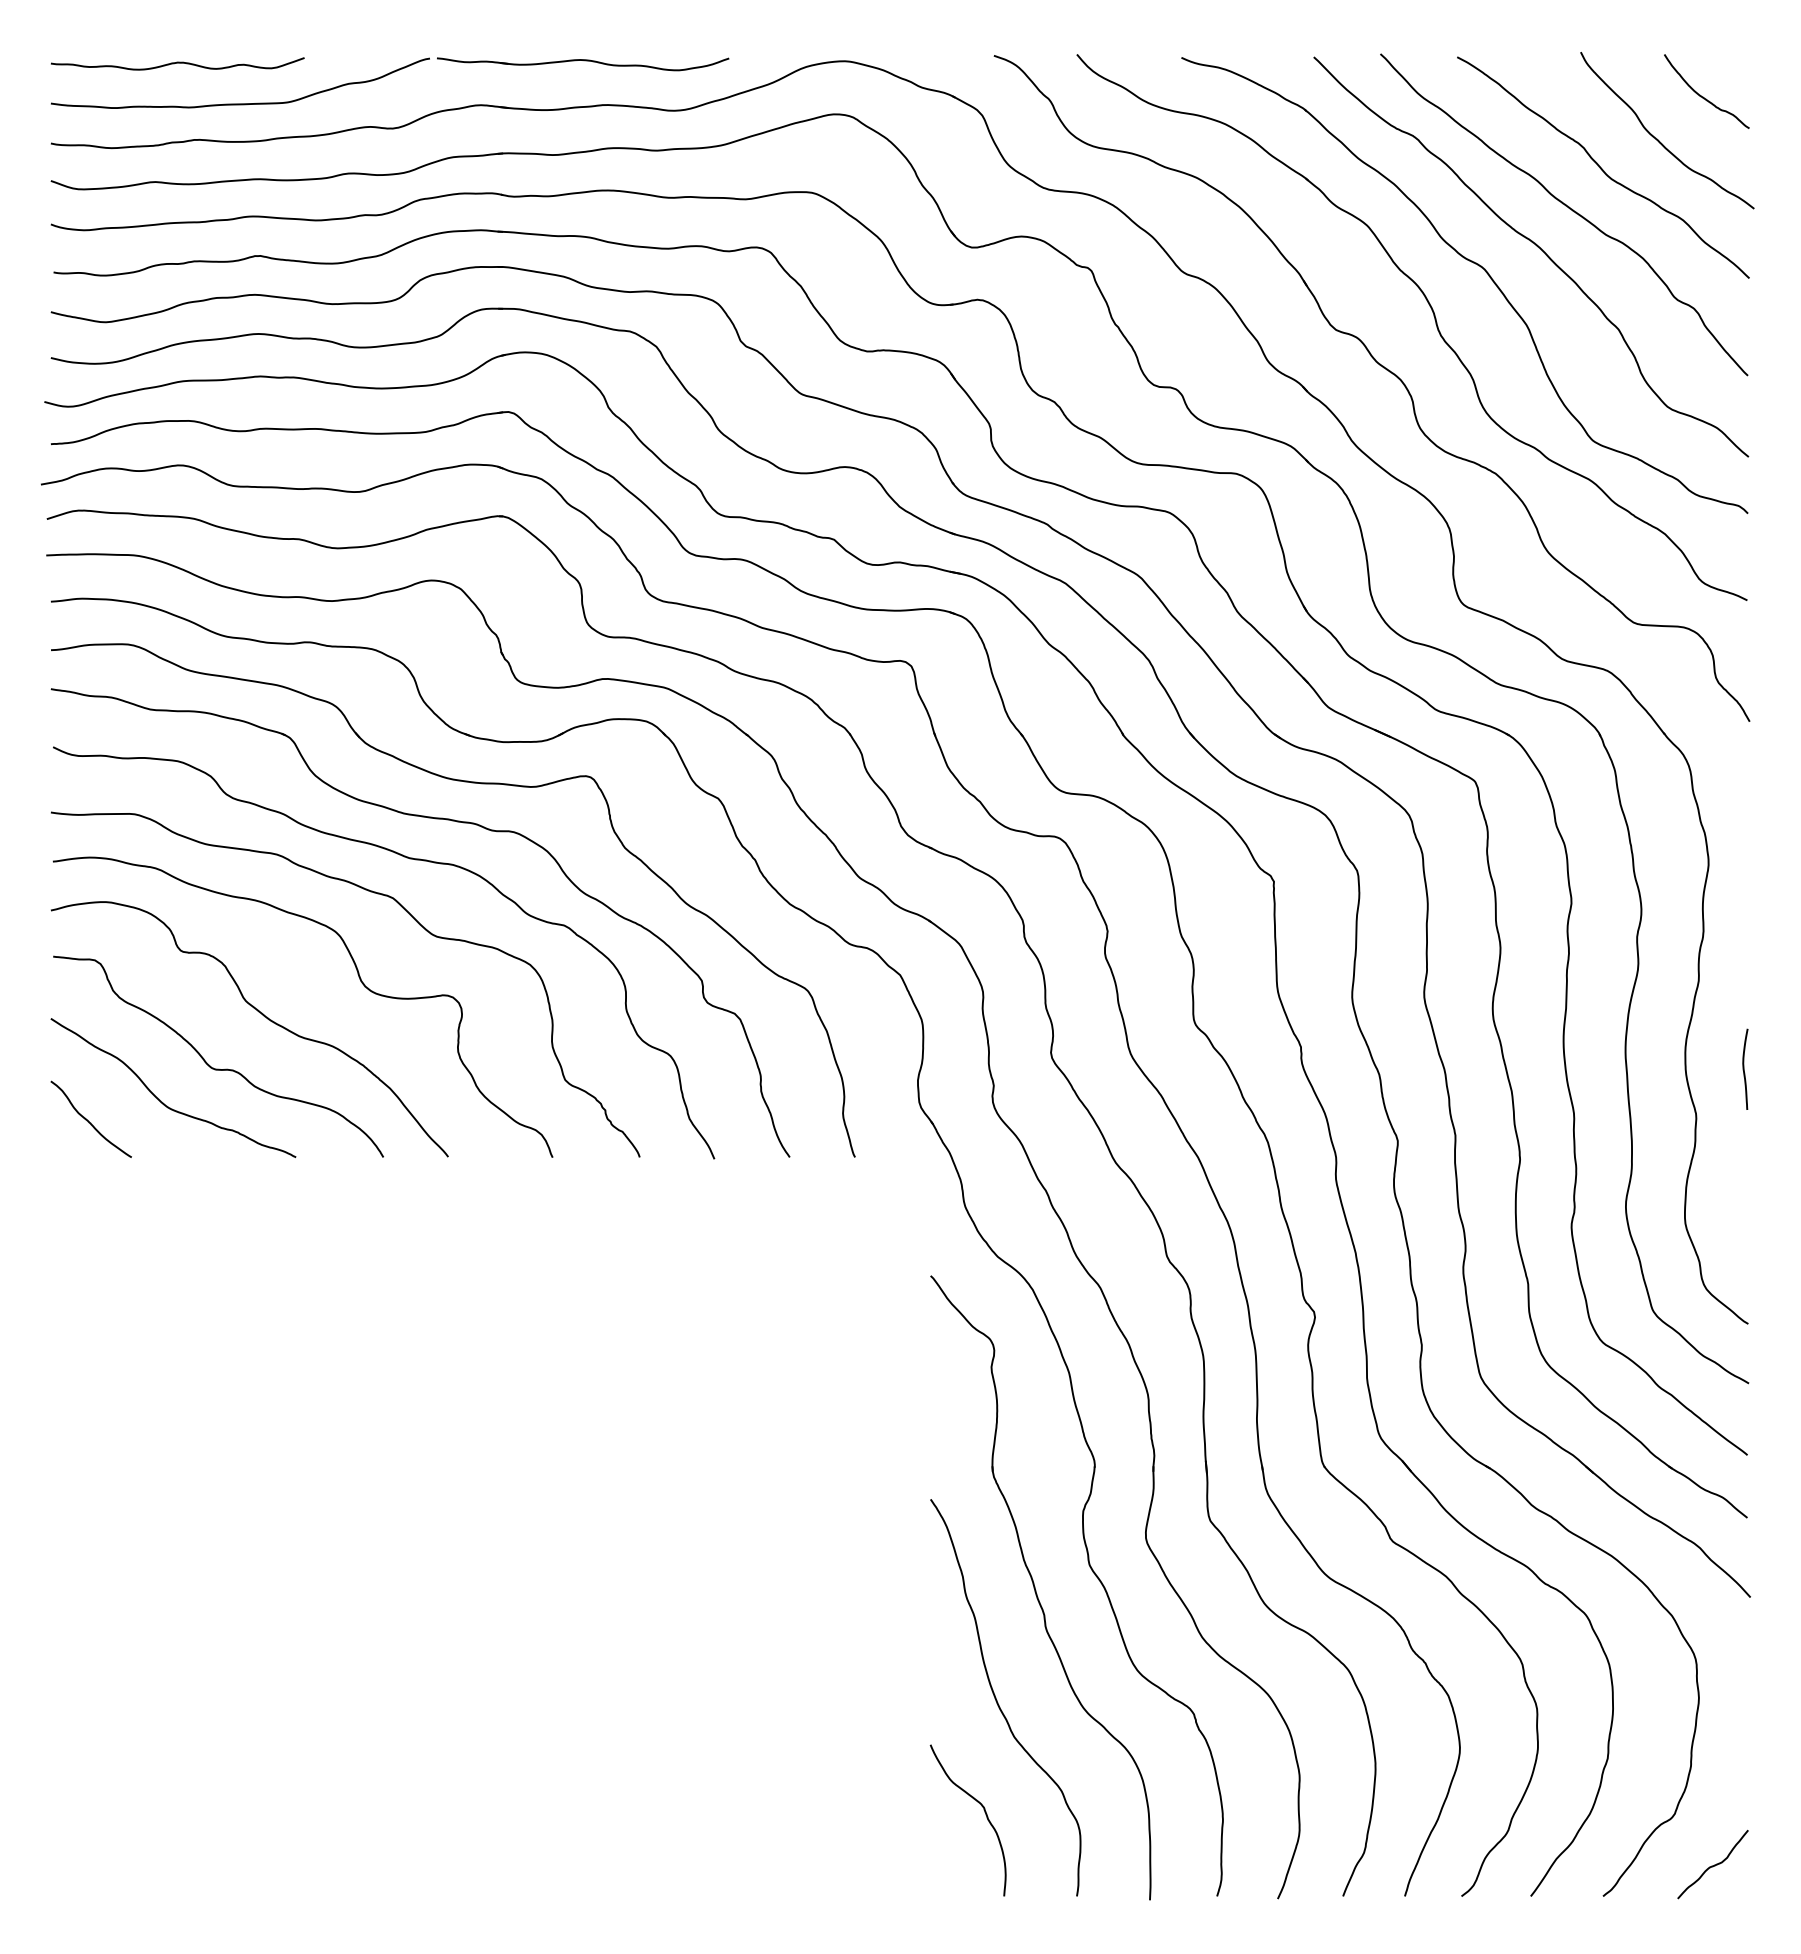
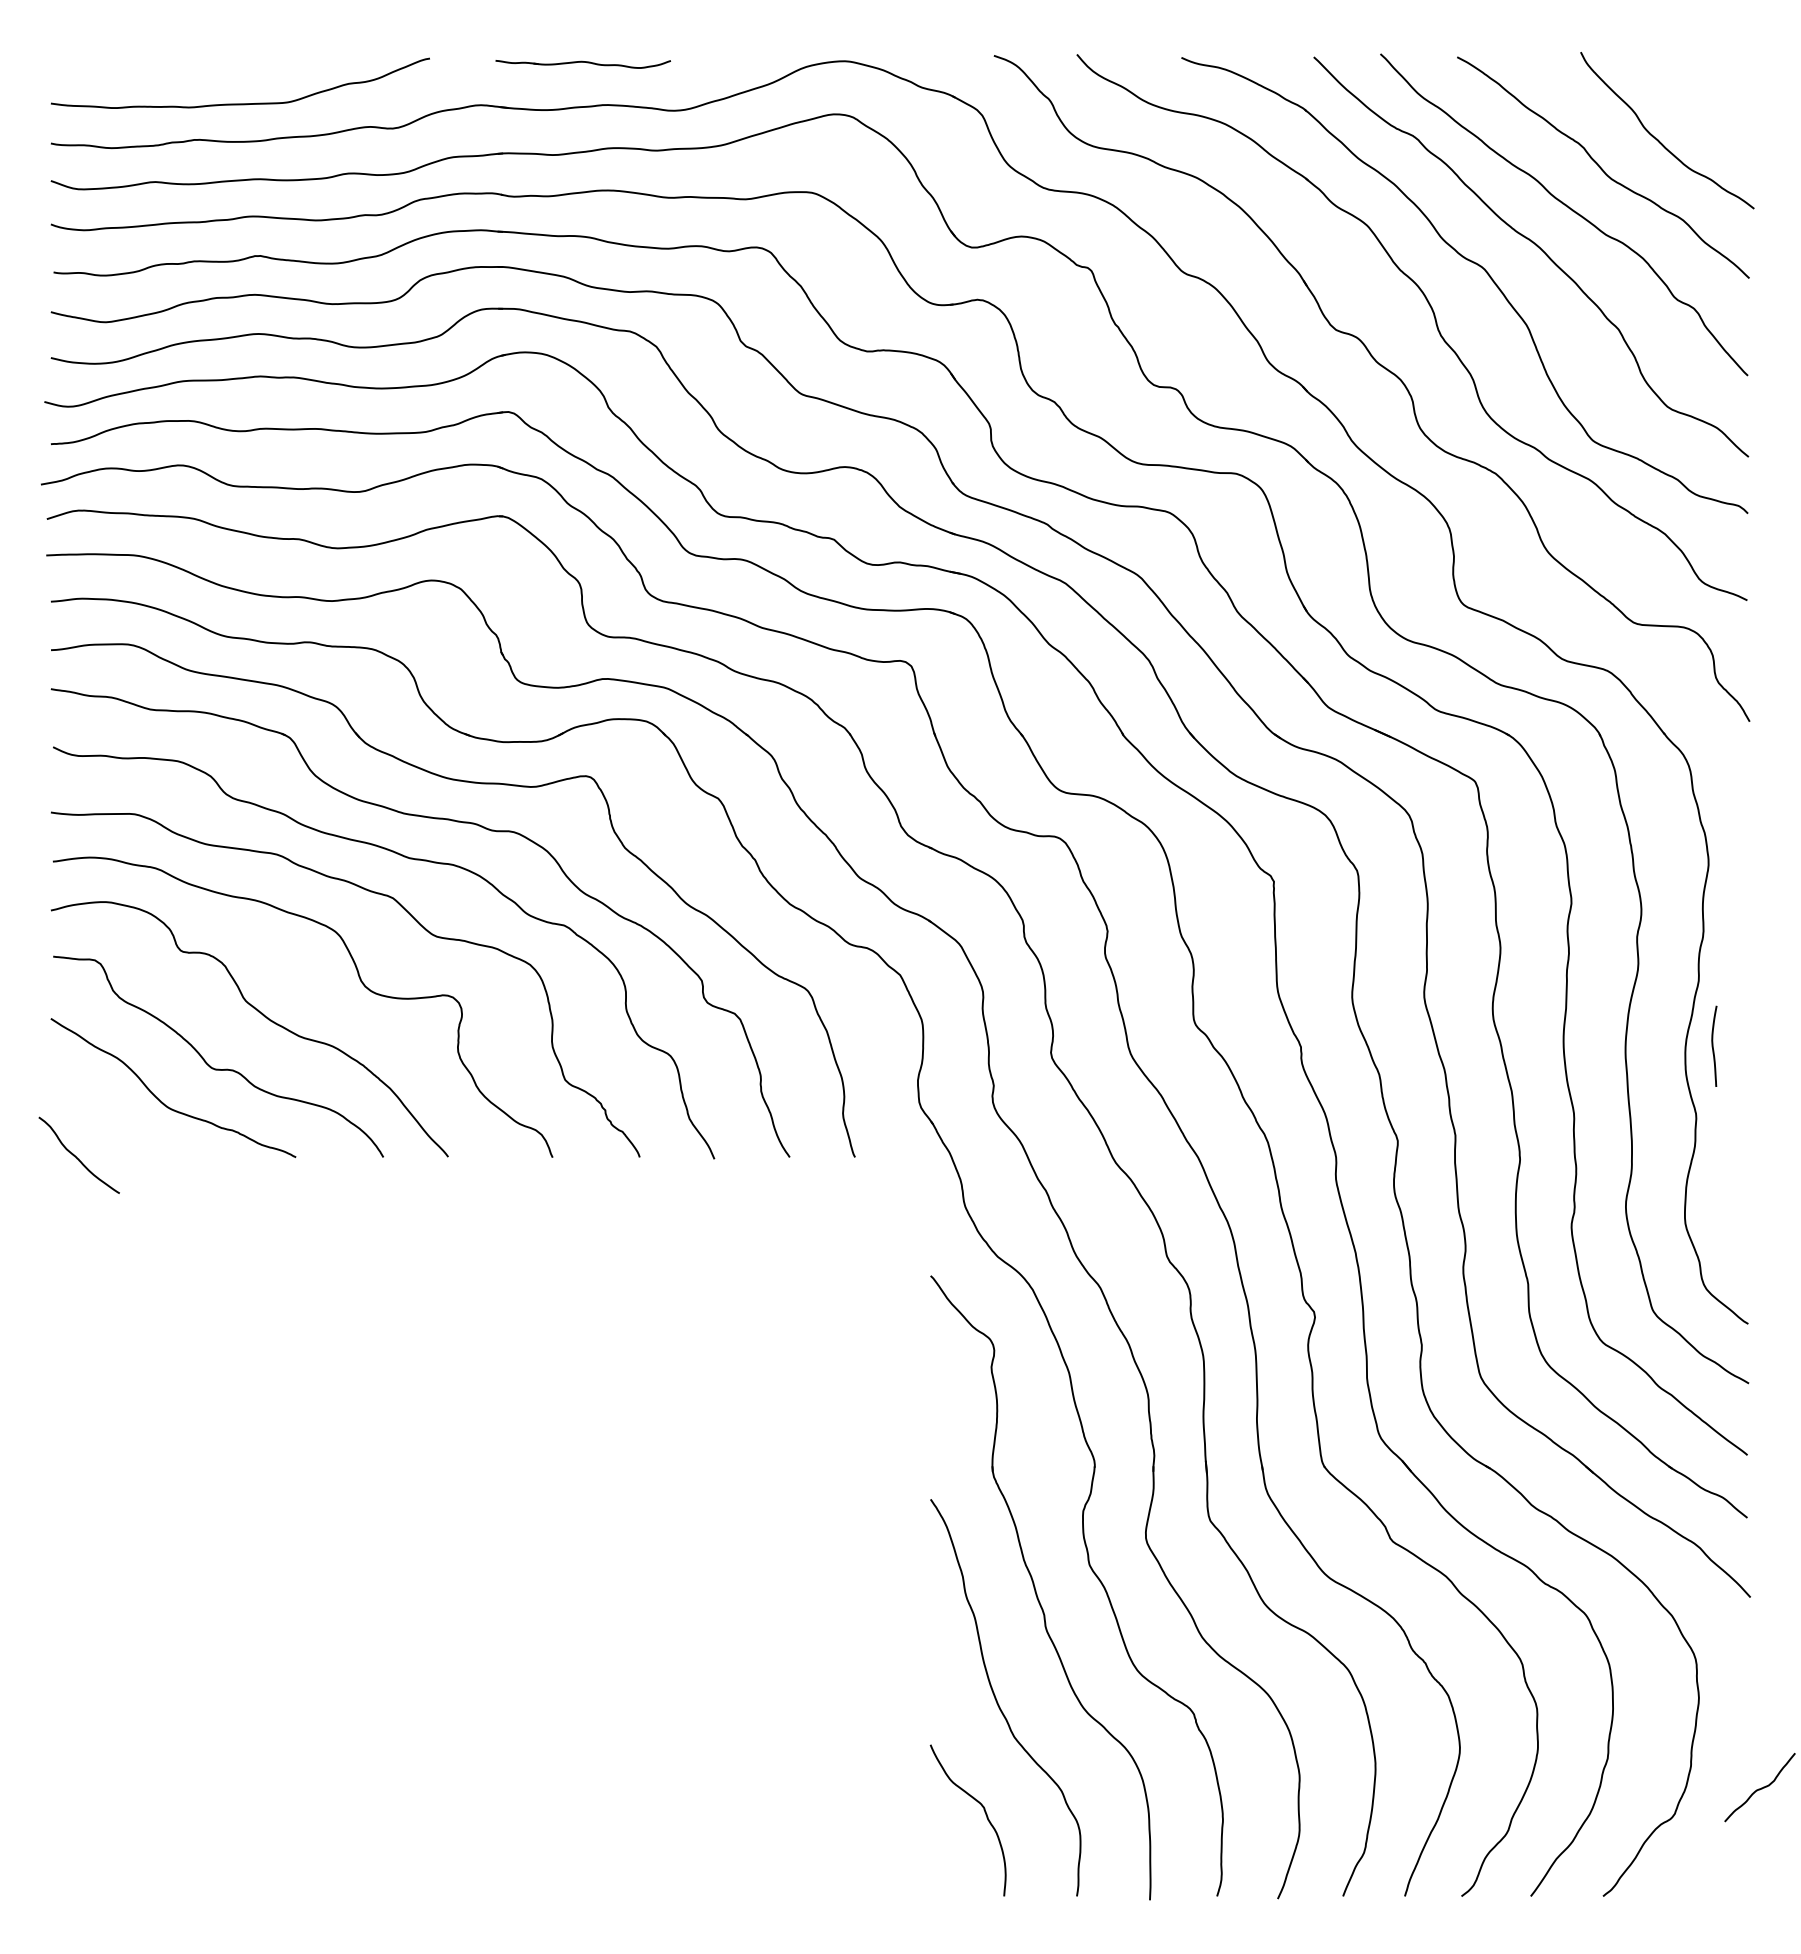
curve: present -> none (177, 63)
part size: 293x15 px -> 176x9 px (582, 64)
curve: present -> none (1703, 96)
curve position: (1744, 1068) -> (1713, 1045) (1713, 1045)
curve position: (88, 1120) -> (76, 1156) (76, 1156)
curve position: (1712, 1865) -> (1759, 1788) (1759, 1788)
